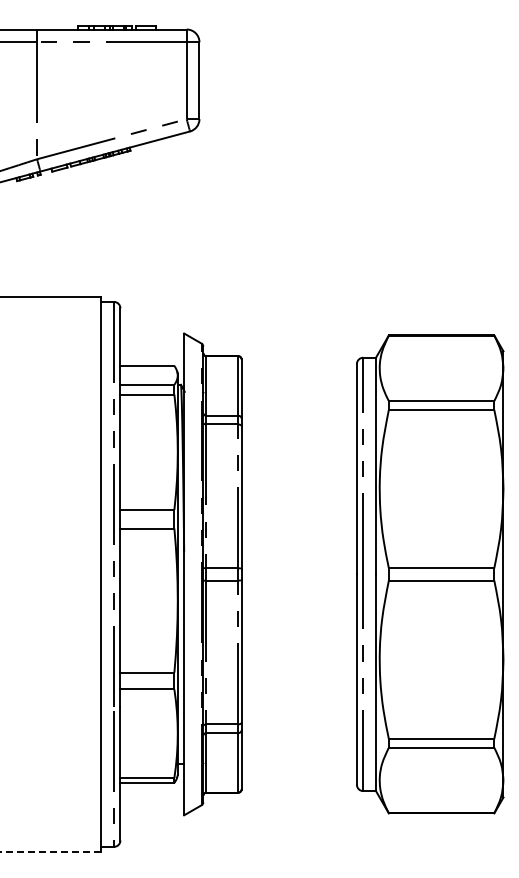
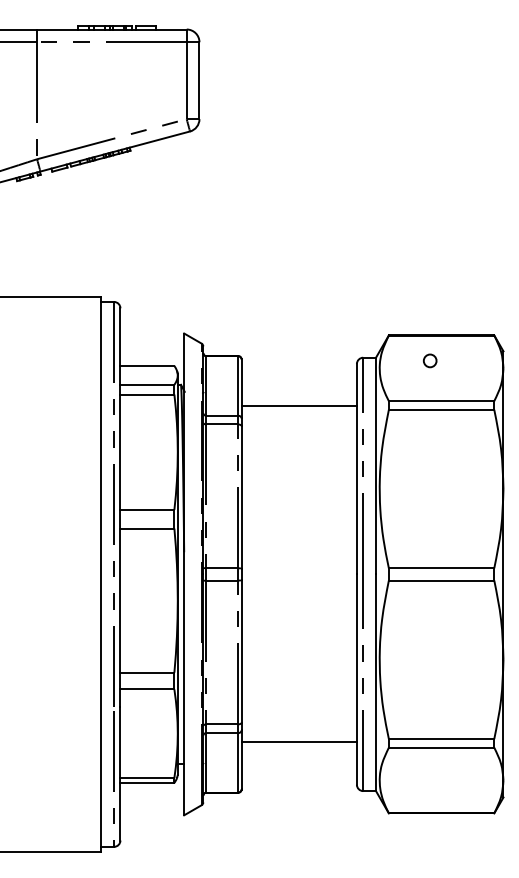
circle: none -> present (430, 360)
line: none -> present (298, 406)
line: none -> present (298, 742)
line: dashed -> solid (51, 851)
